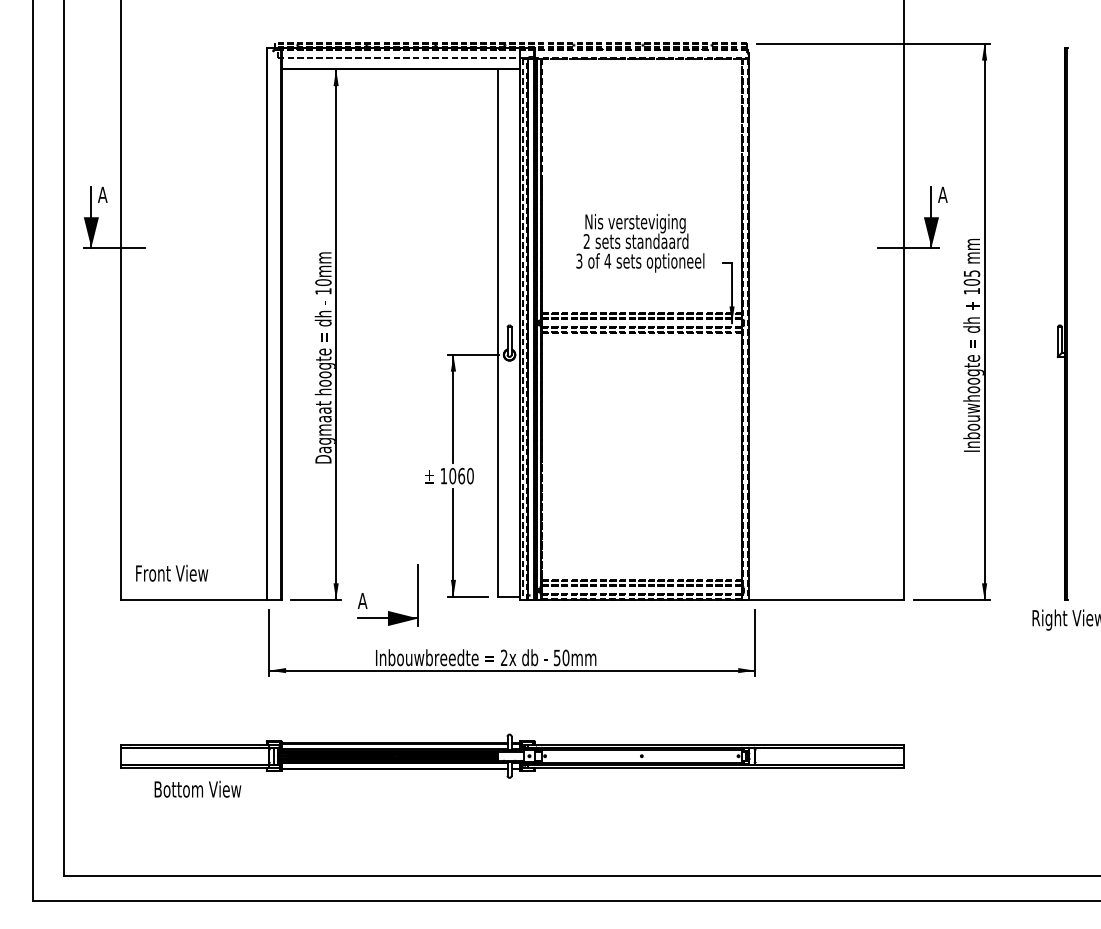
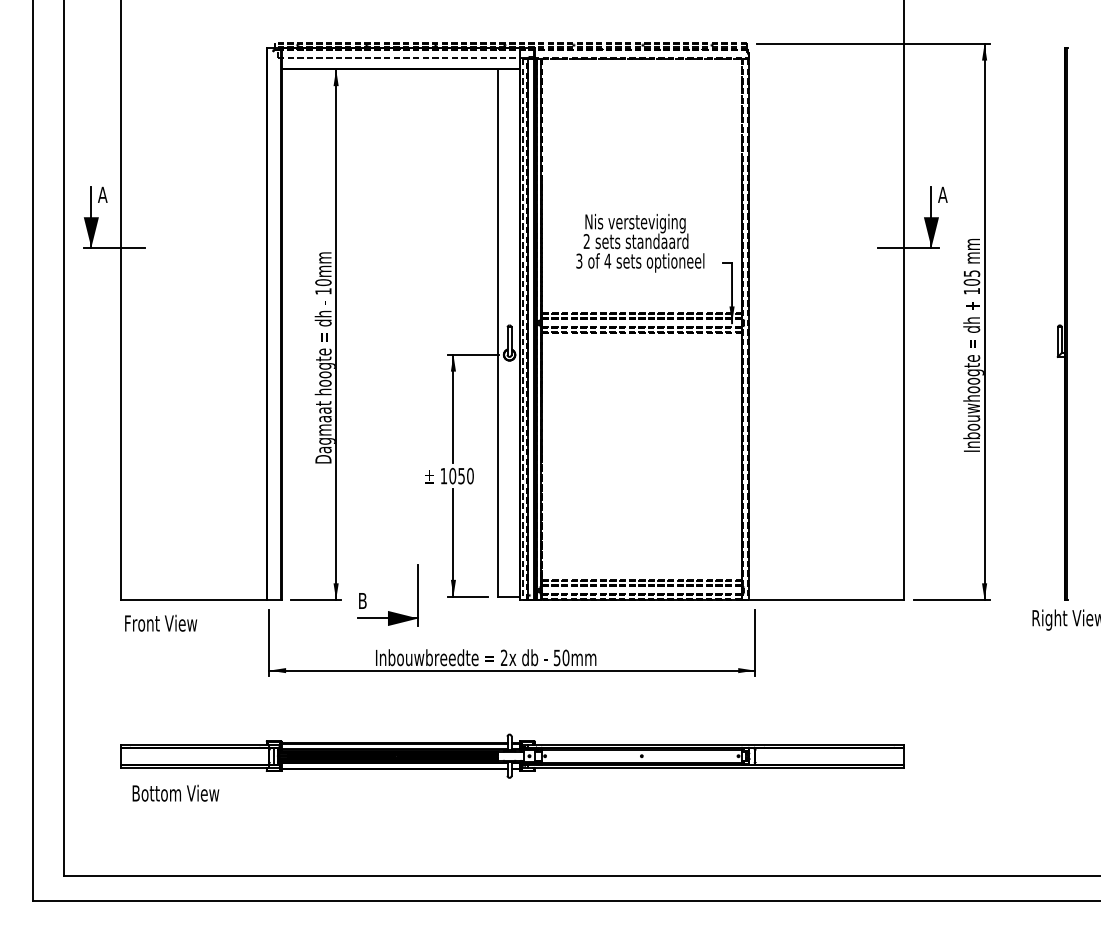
text: 1060 -> 1050 (461, 475)
text position: (172, 572) -> (161, 622) (161, 622)
text: A -> B (362, 600)
text position: (197, 788) -> (175, 792) (175, 792)
